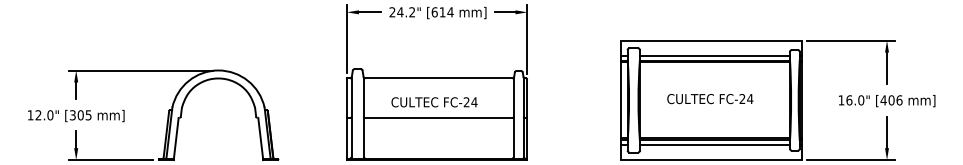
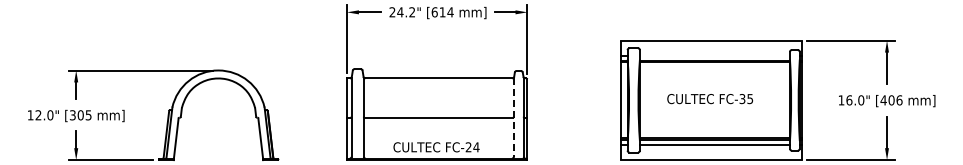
line: present -> none (714, 55)
text: FC-24 -> FC-35 (746, 99)
text position: (434, 102) -> (436, 147) (436, 147)
line: solid -> dashed (513, 117)
